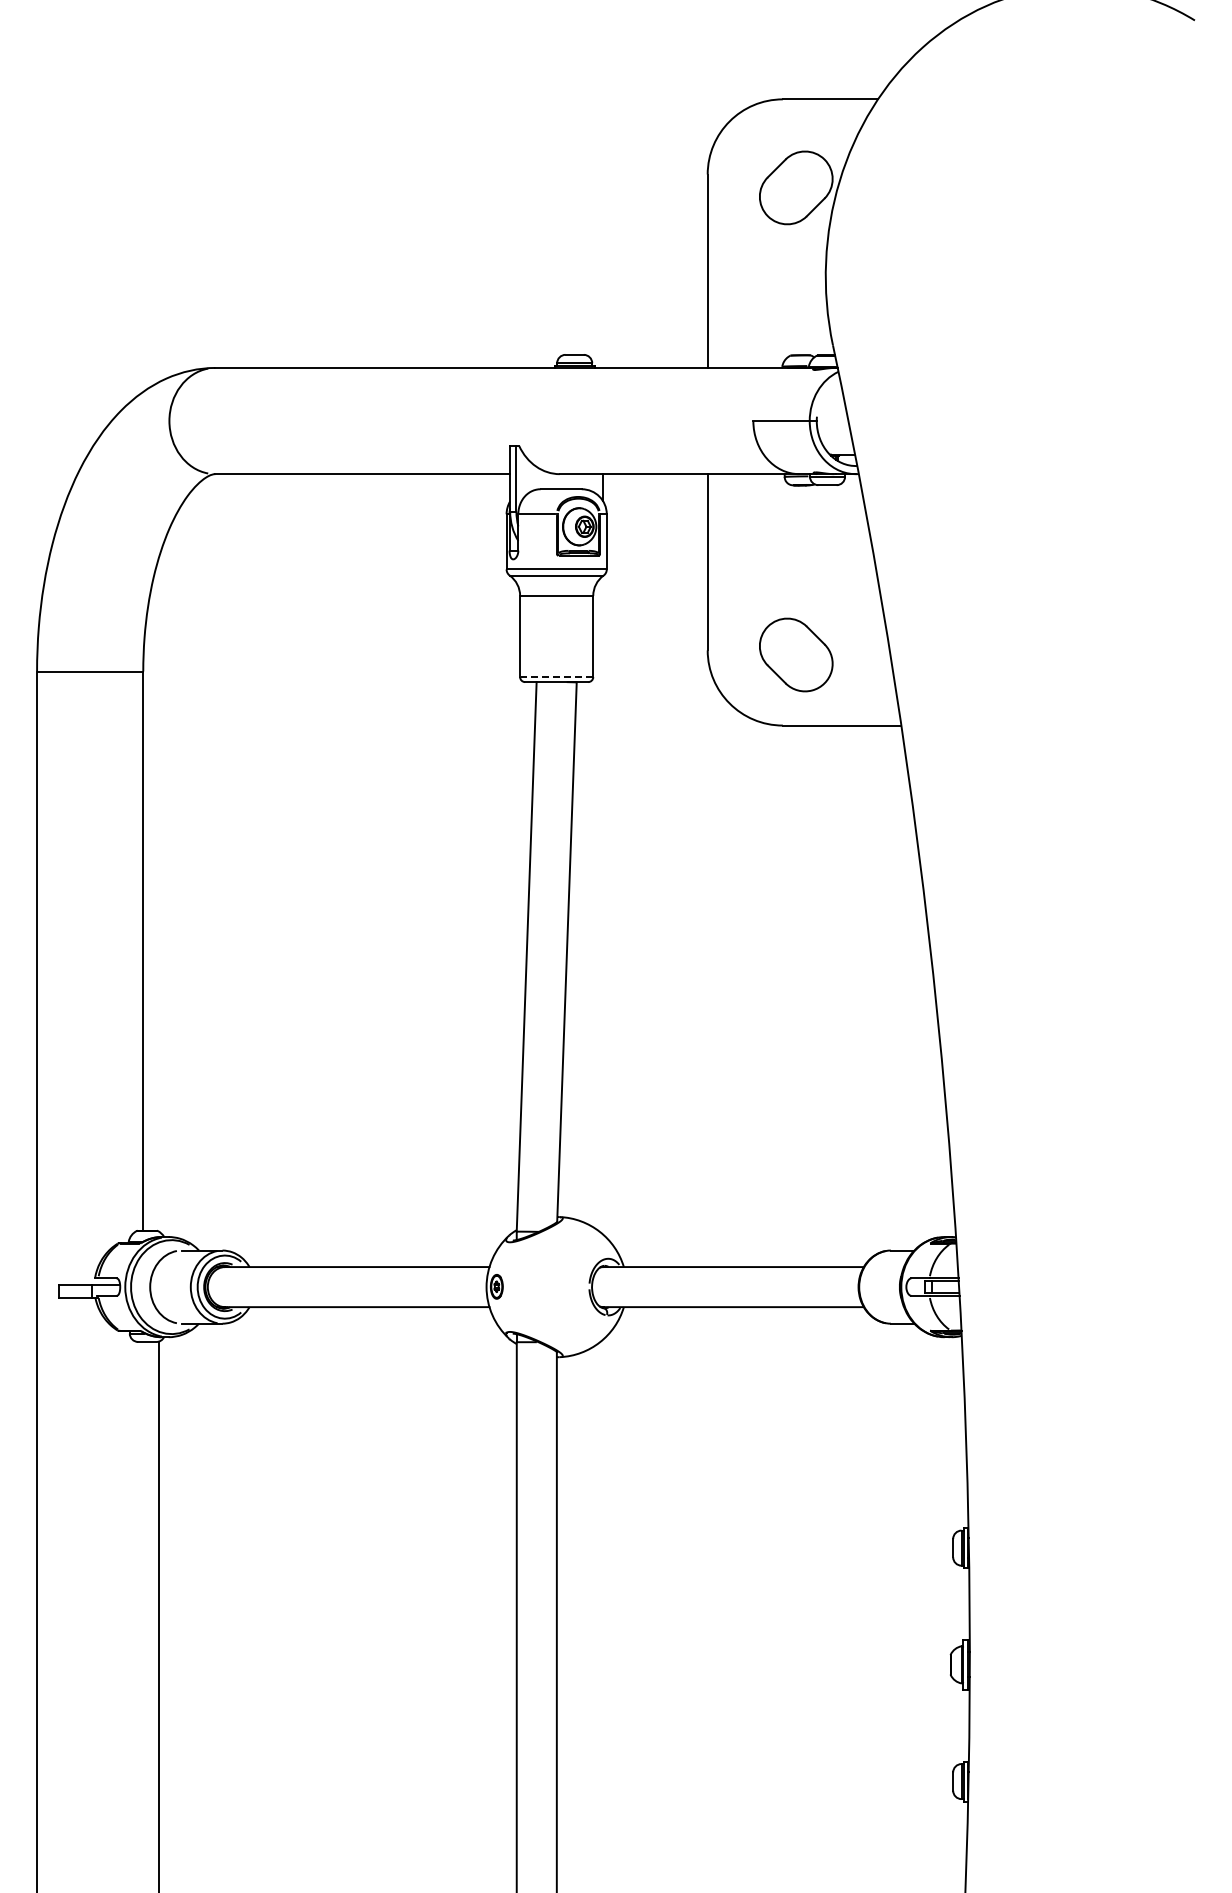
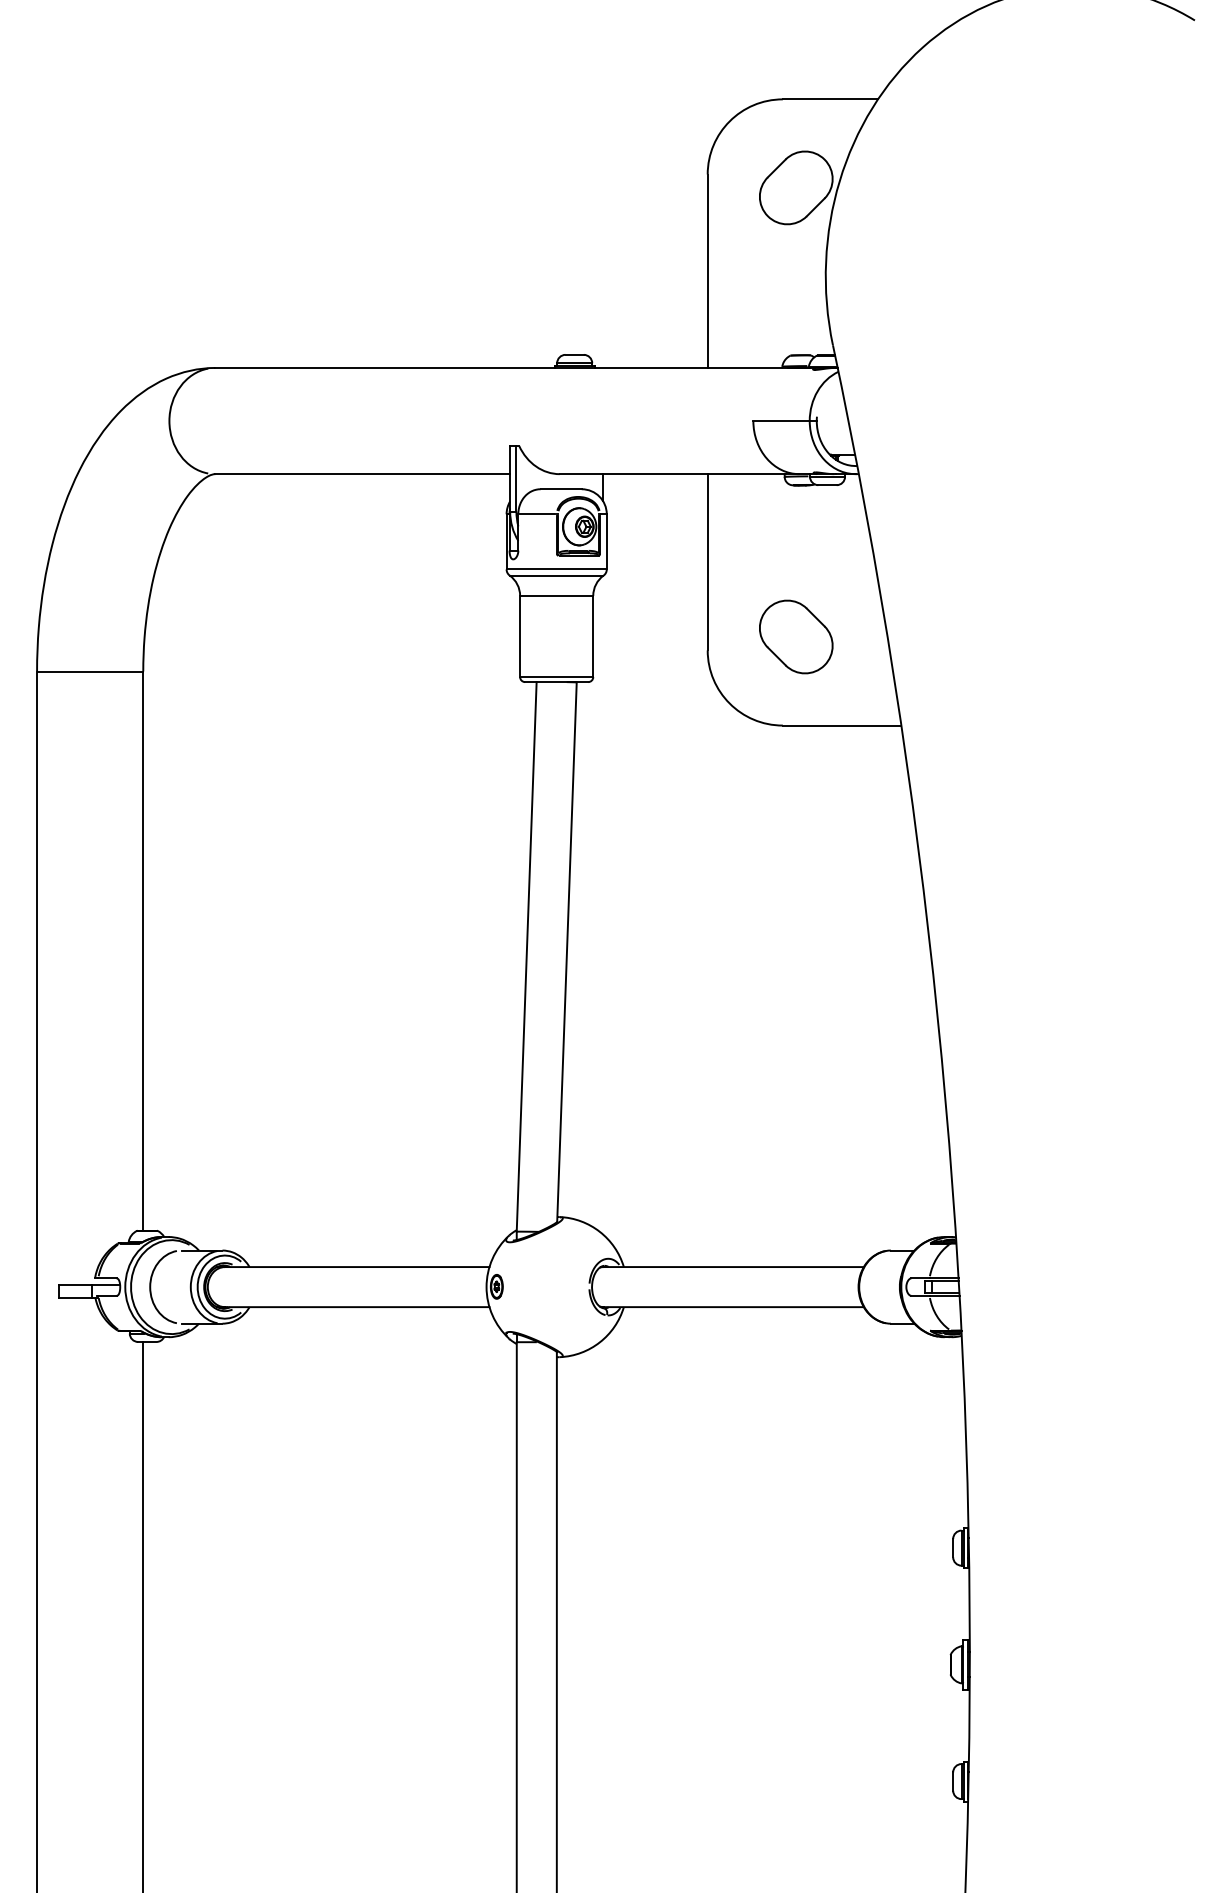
part position: (796, 654) -> (796, 636) (796, 636)
line: dashed -> solid (556, 677)
line position: (159, 1615) -> (143, 1615) (143, 1615)
